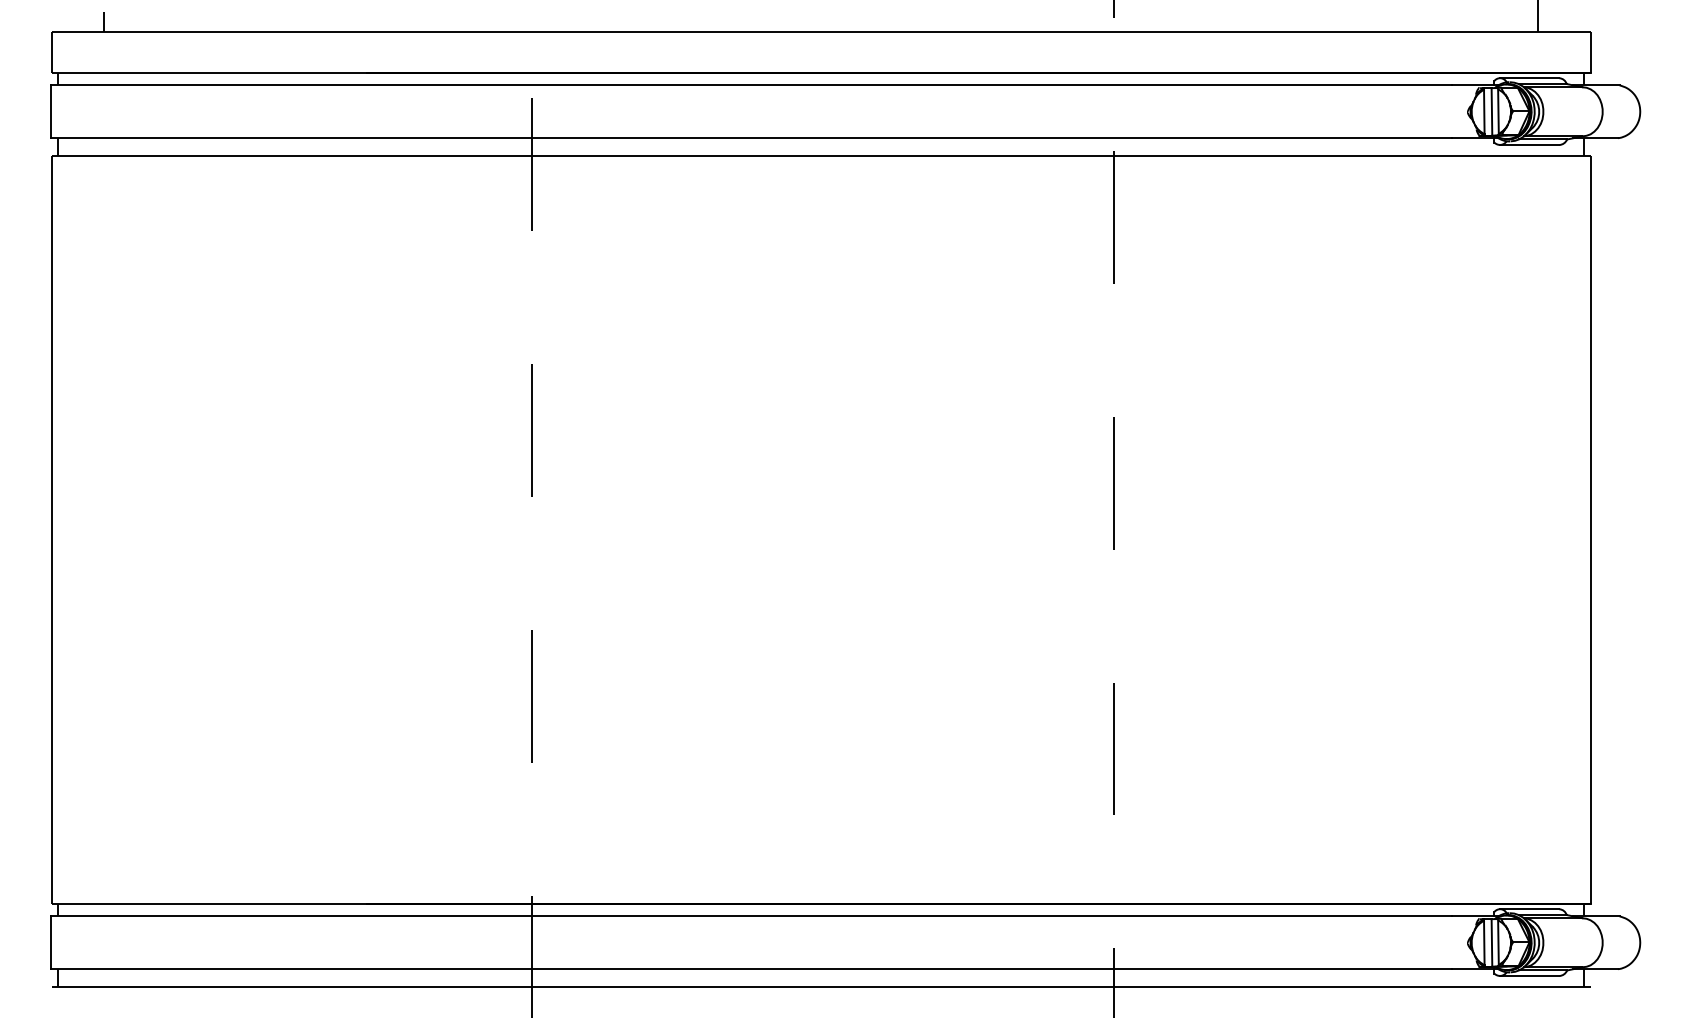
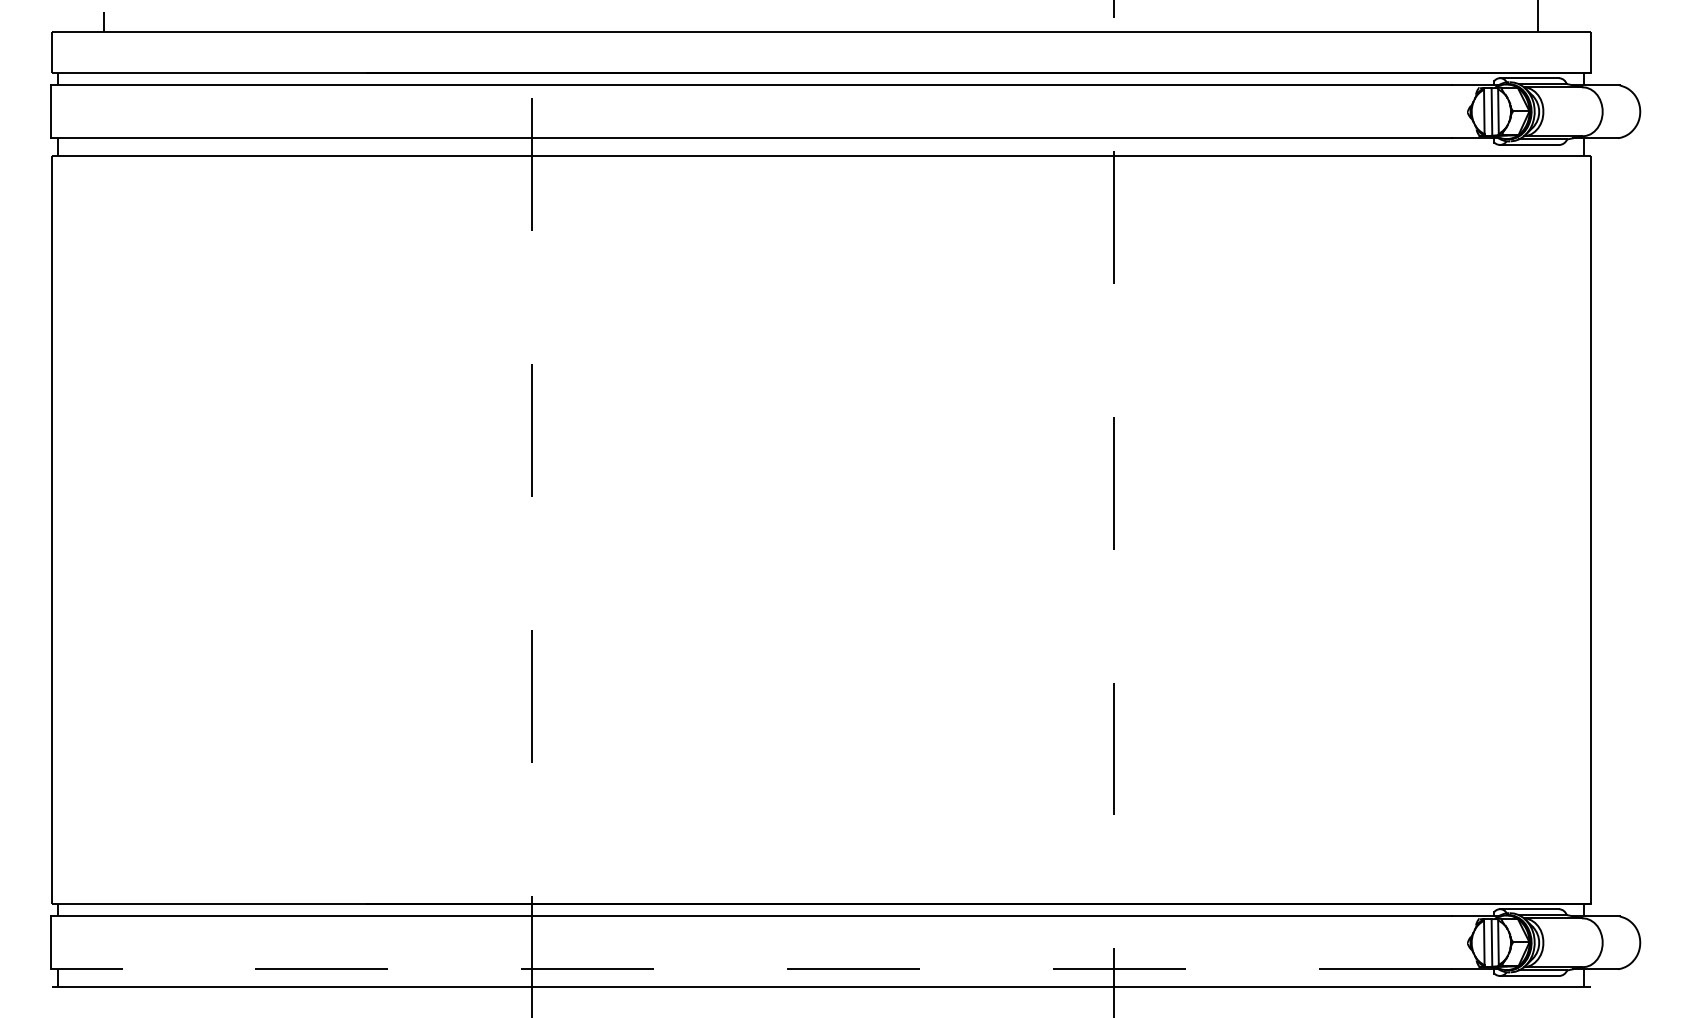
line: solid -> dashed (751, 969)
